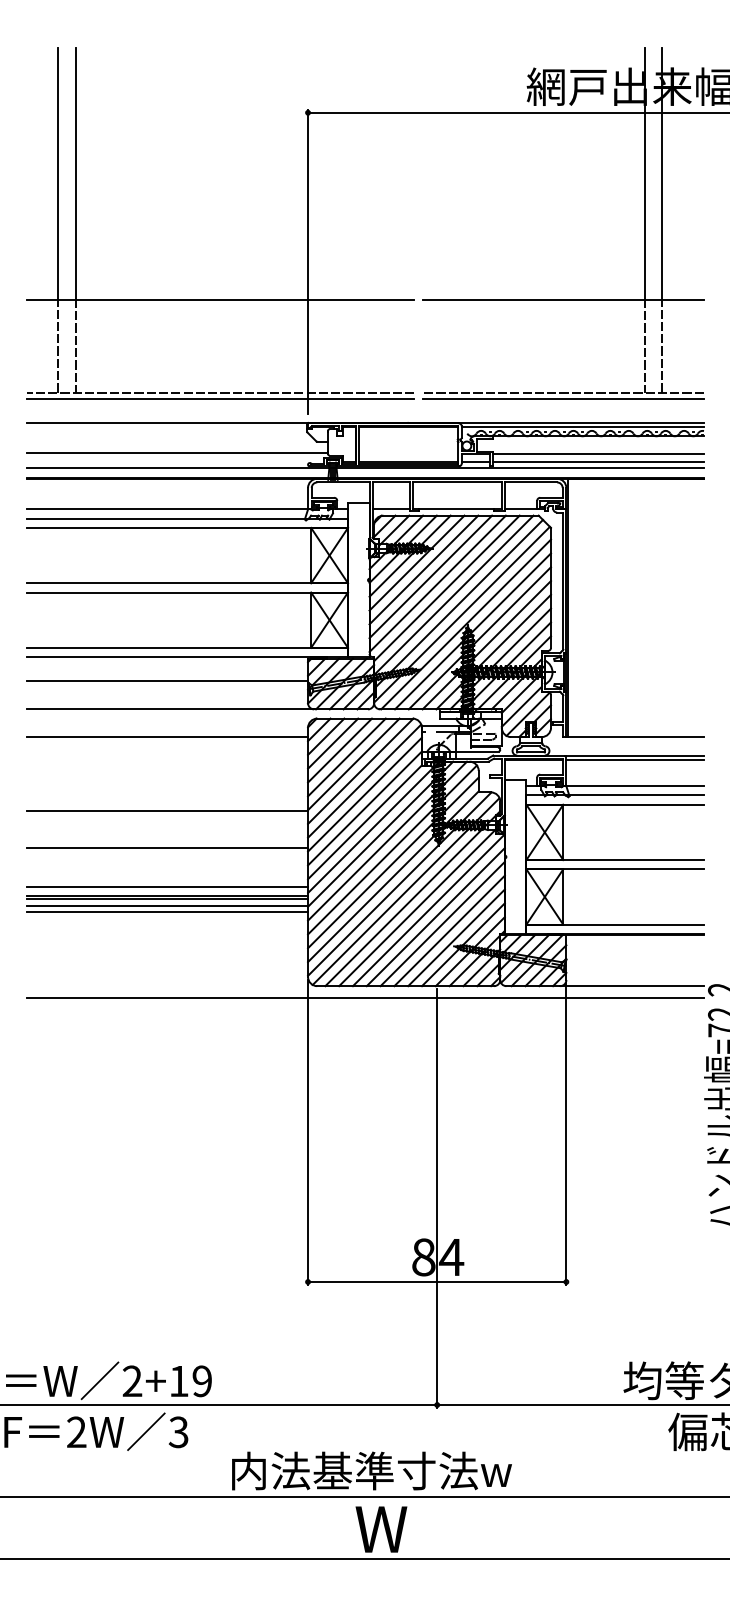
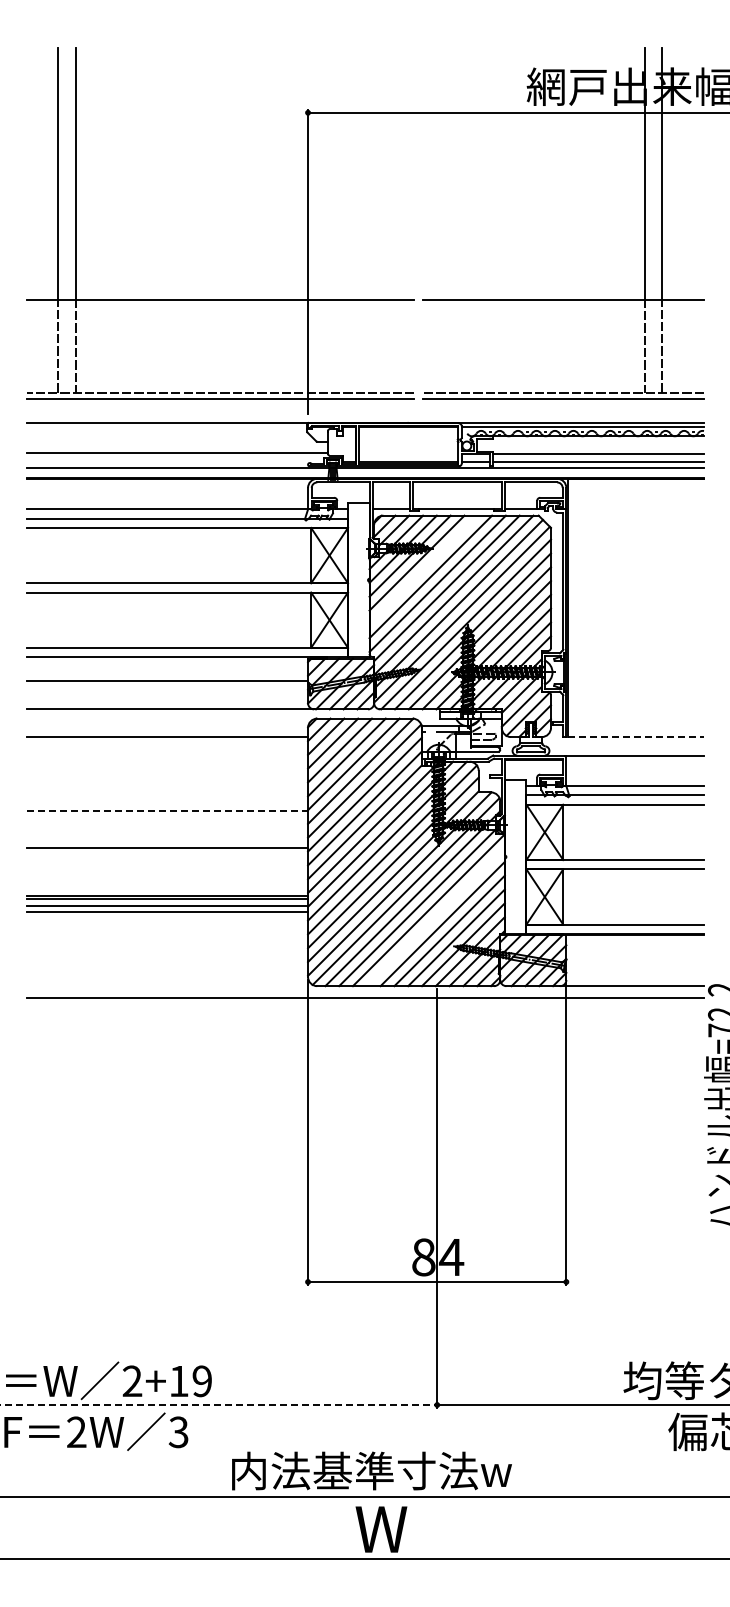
line: present -> none (423, 569)
line: solid -> dashed (636, 737)
line: present -> none (634, 760)
line: solid -> dashed (167, 810)
line: present -> none (167, 886)
line: present -> none (435, 917)
line: solid -> dashed (219, 1405)
